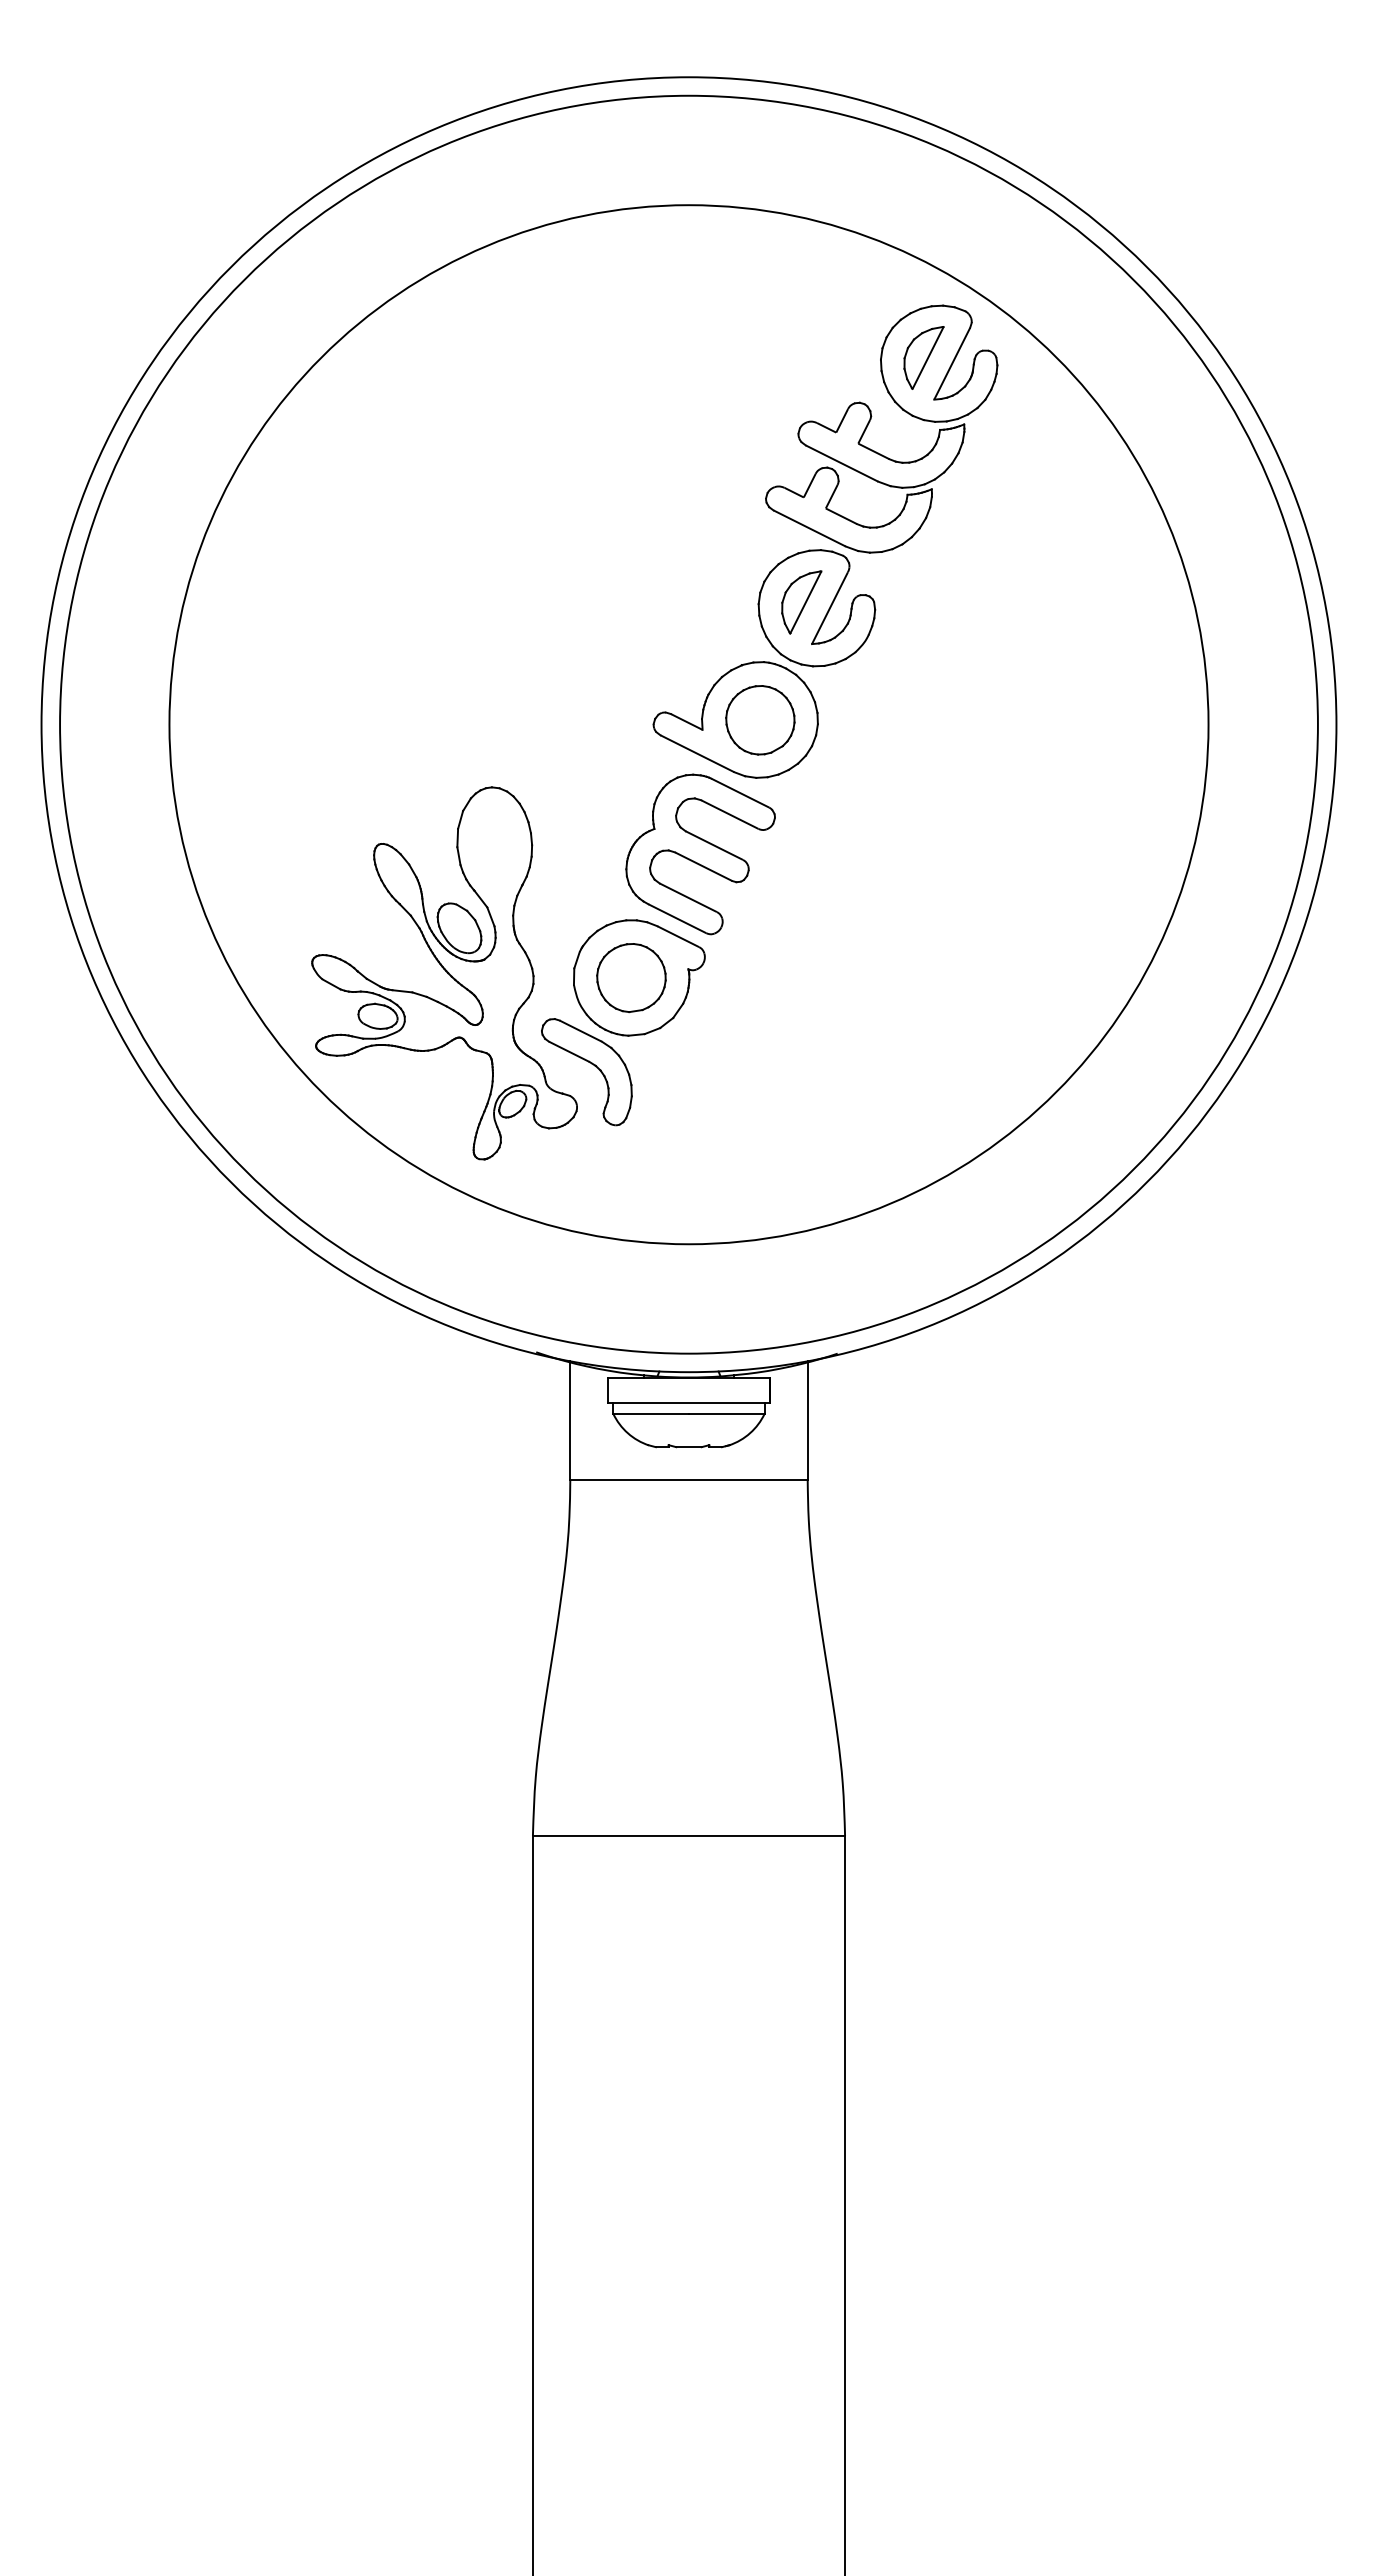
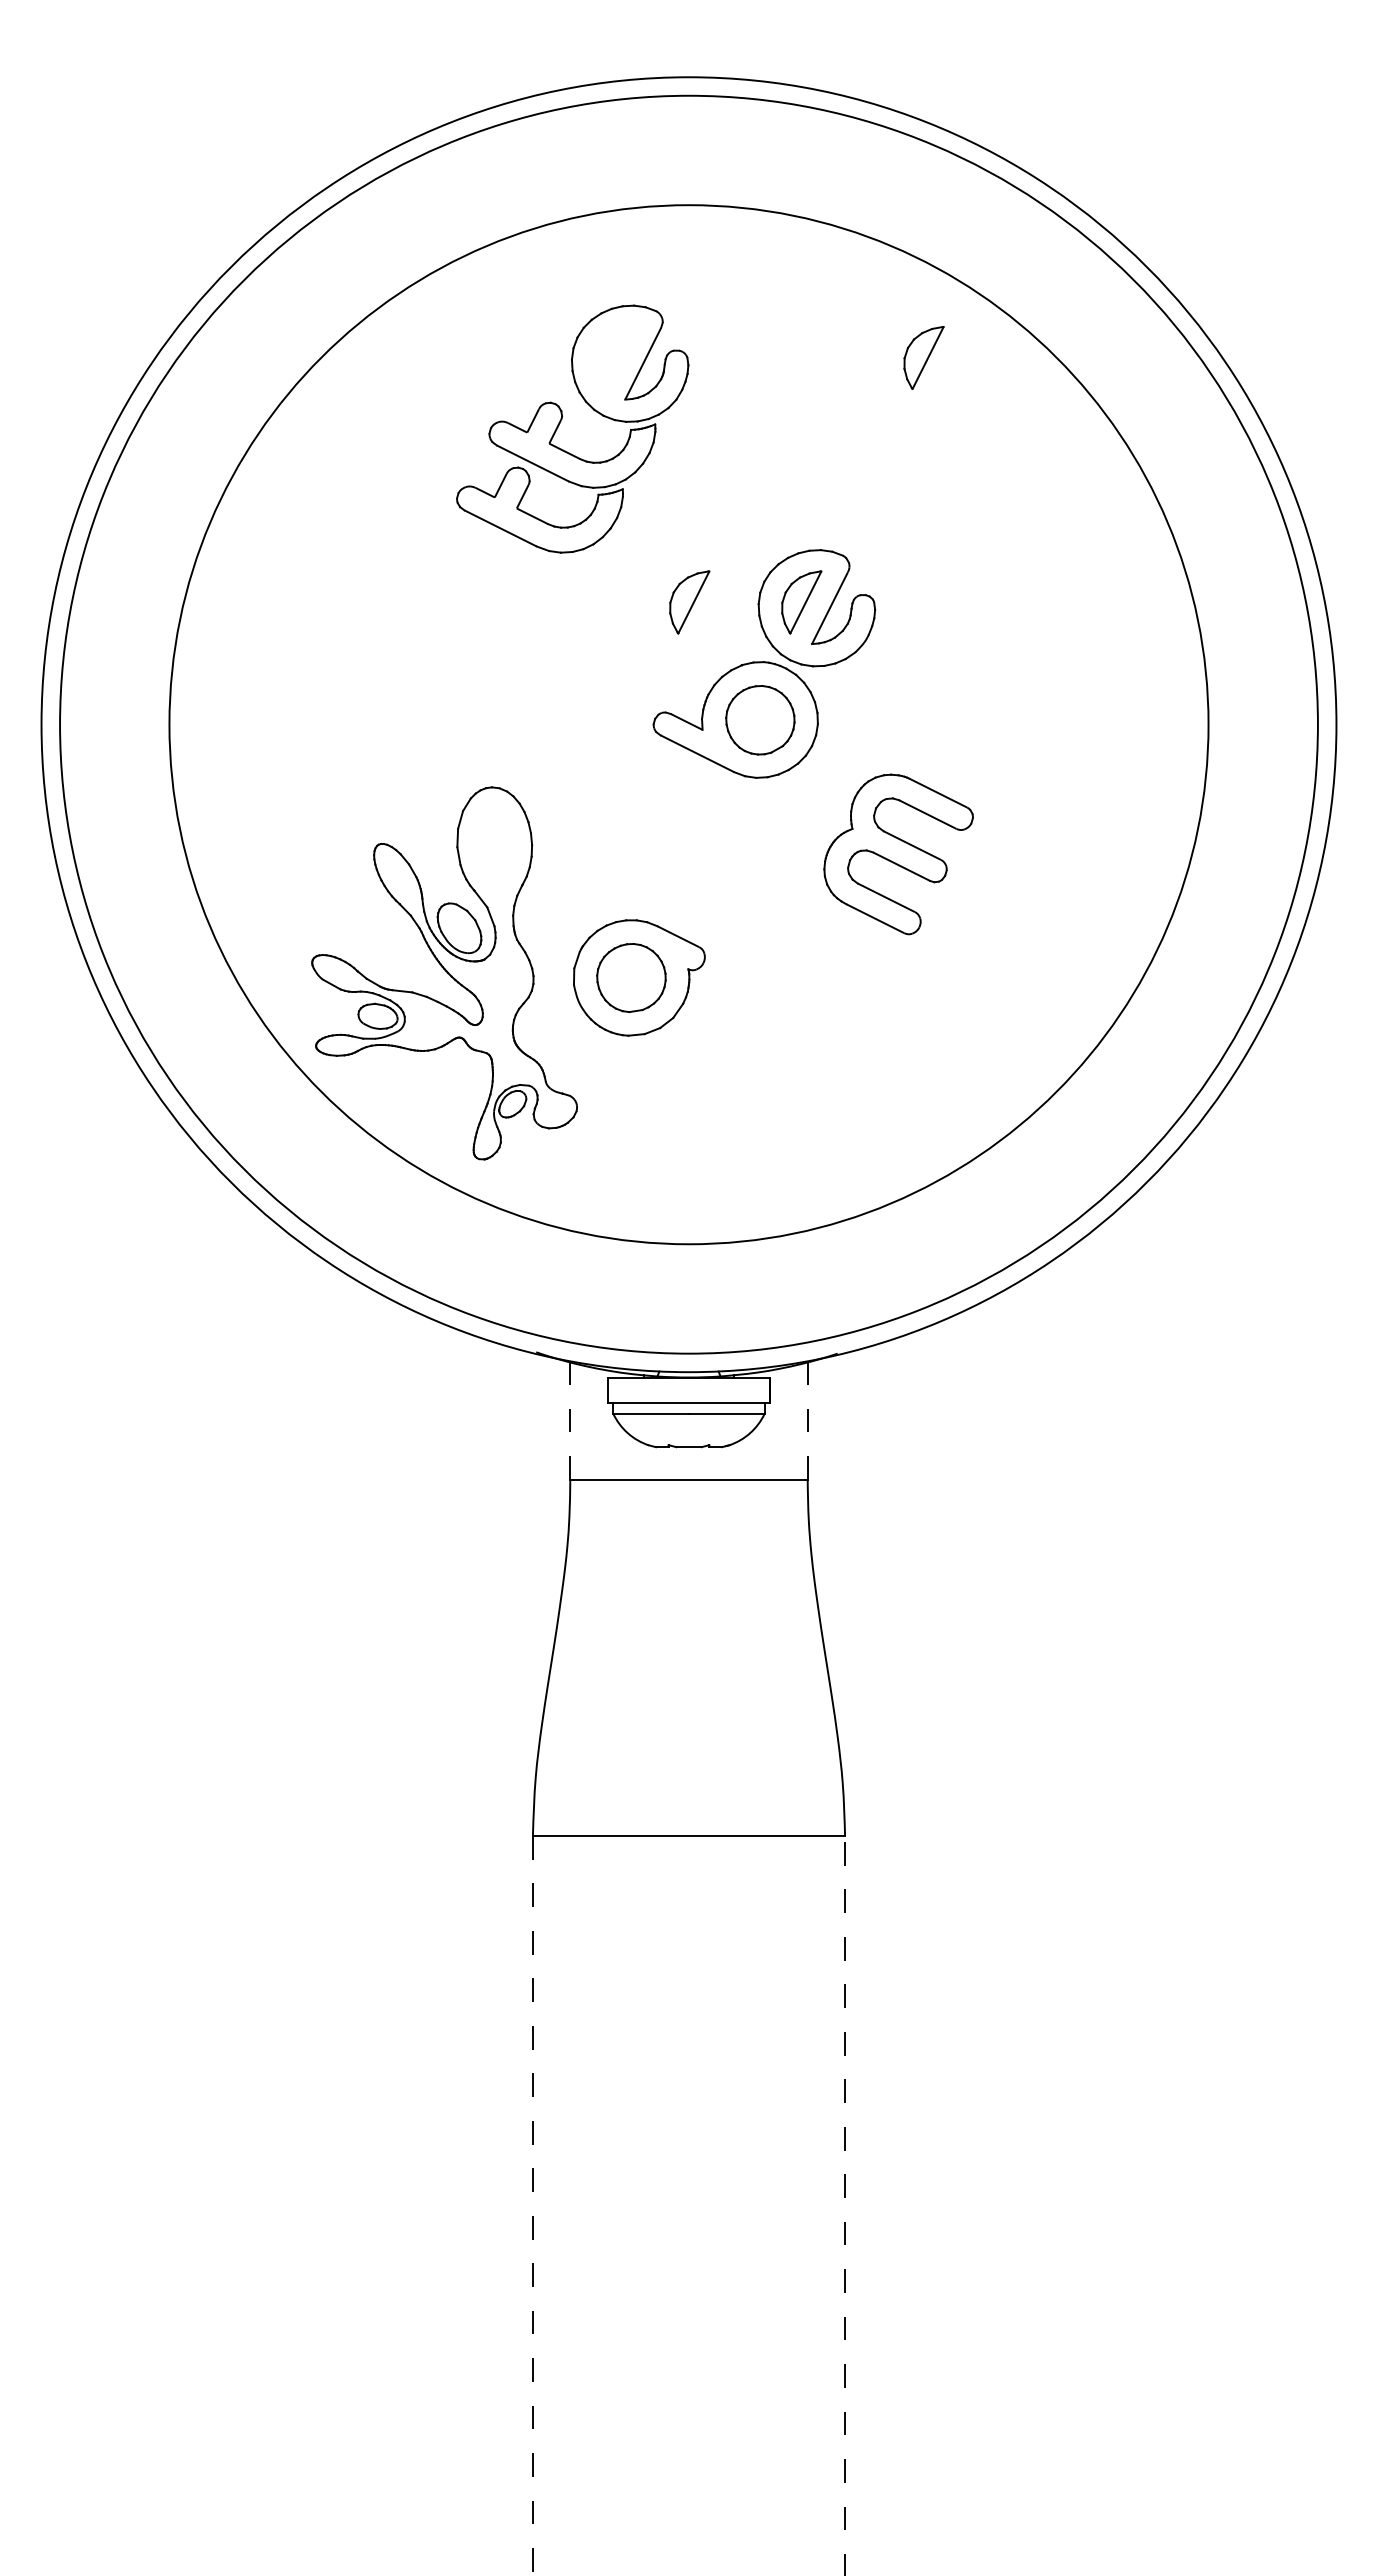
part position: (869, 423) -> (560, 423) (560, 423)
part: none -> present (689, 602)
part position: (700, 854) -> (898, 854) (898, 854)
part: present -> none (591, 1064)
line: solid -> dashed (570, 1421)
line: solid -> dashed (807, 1421)
line: solid -> dashed (532, 2205)
line: solid -> dashed (845, 2205)
